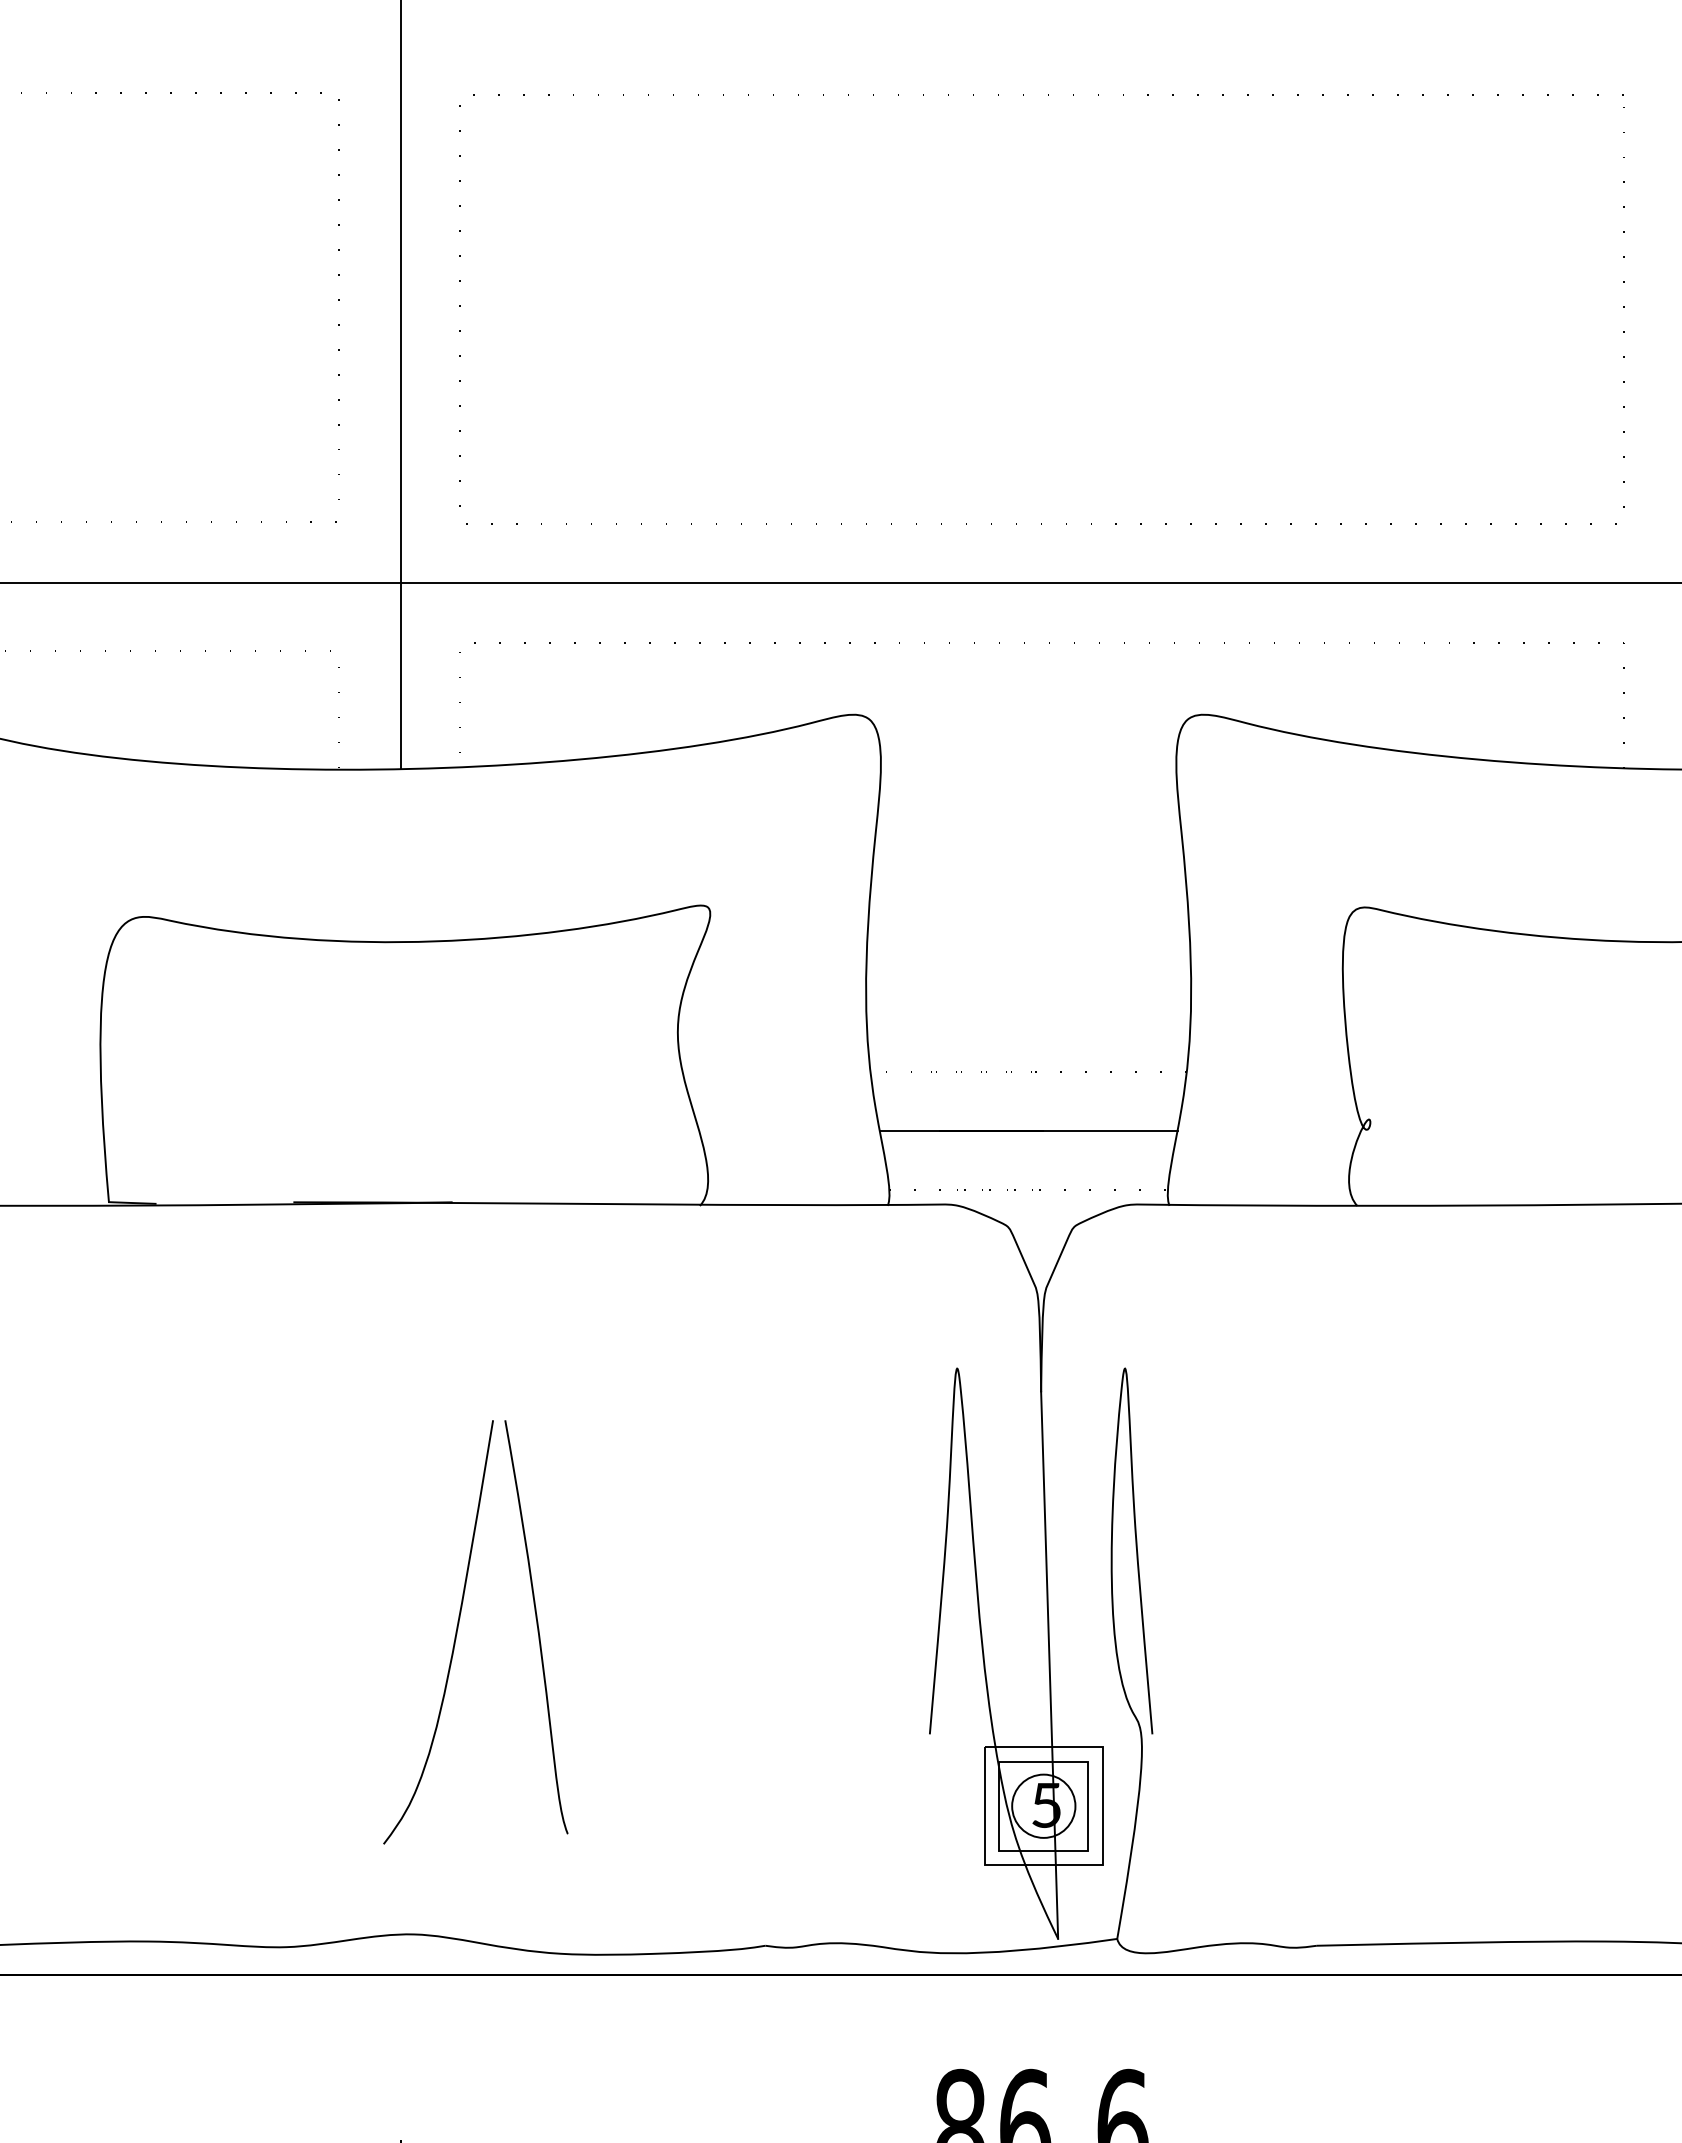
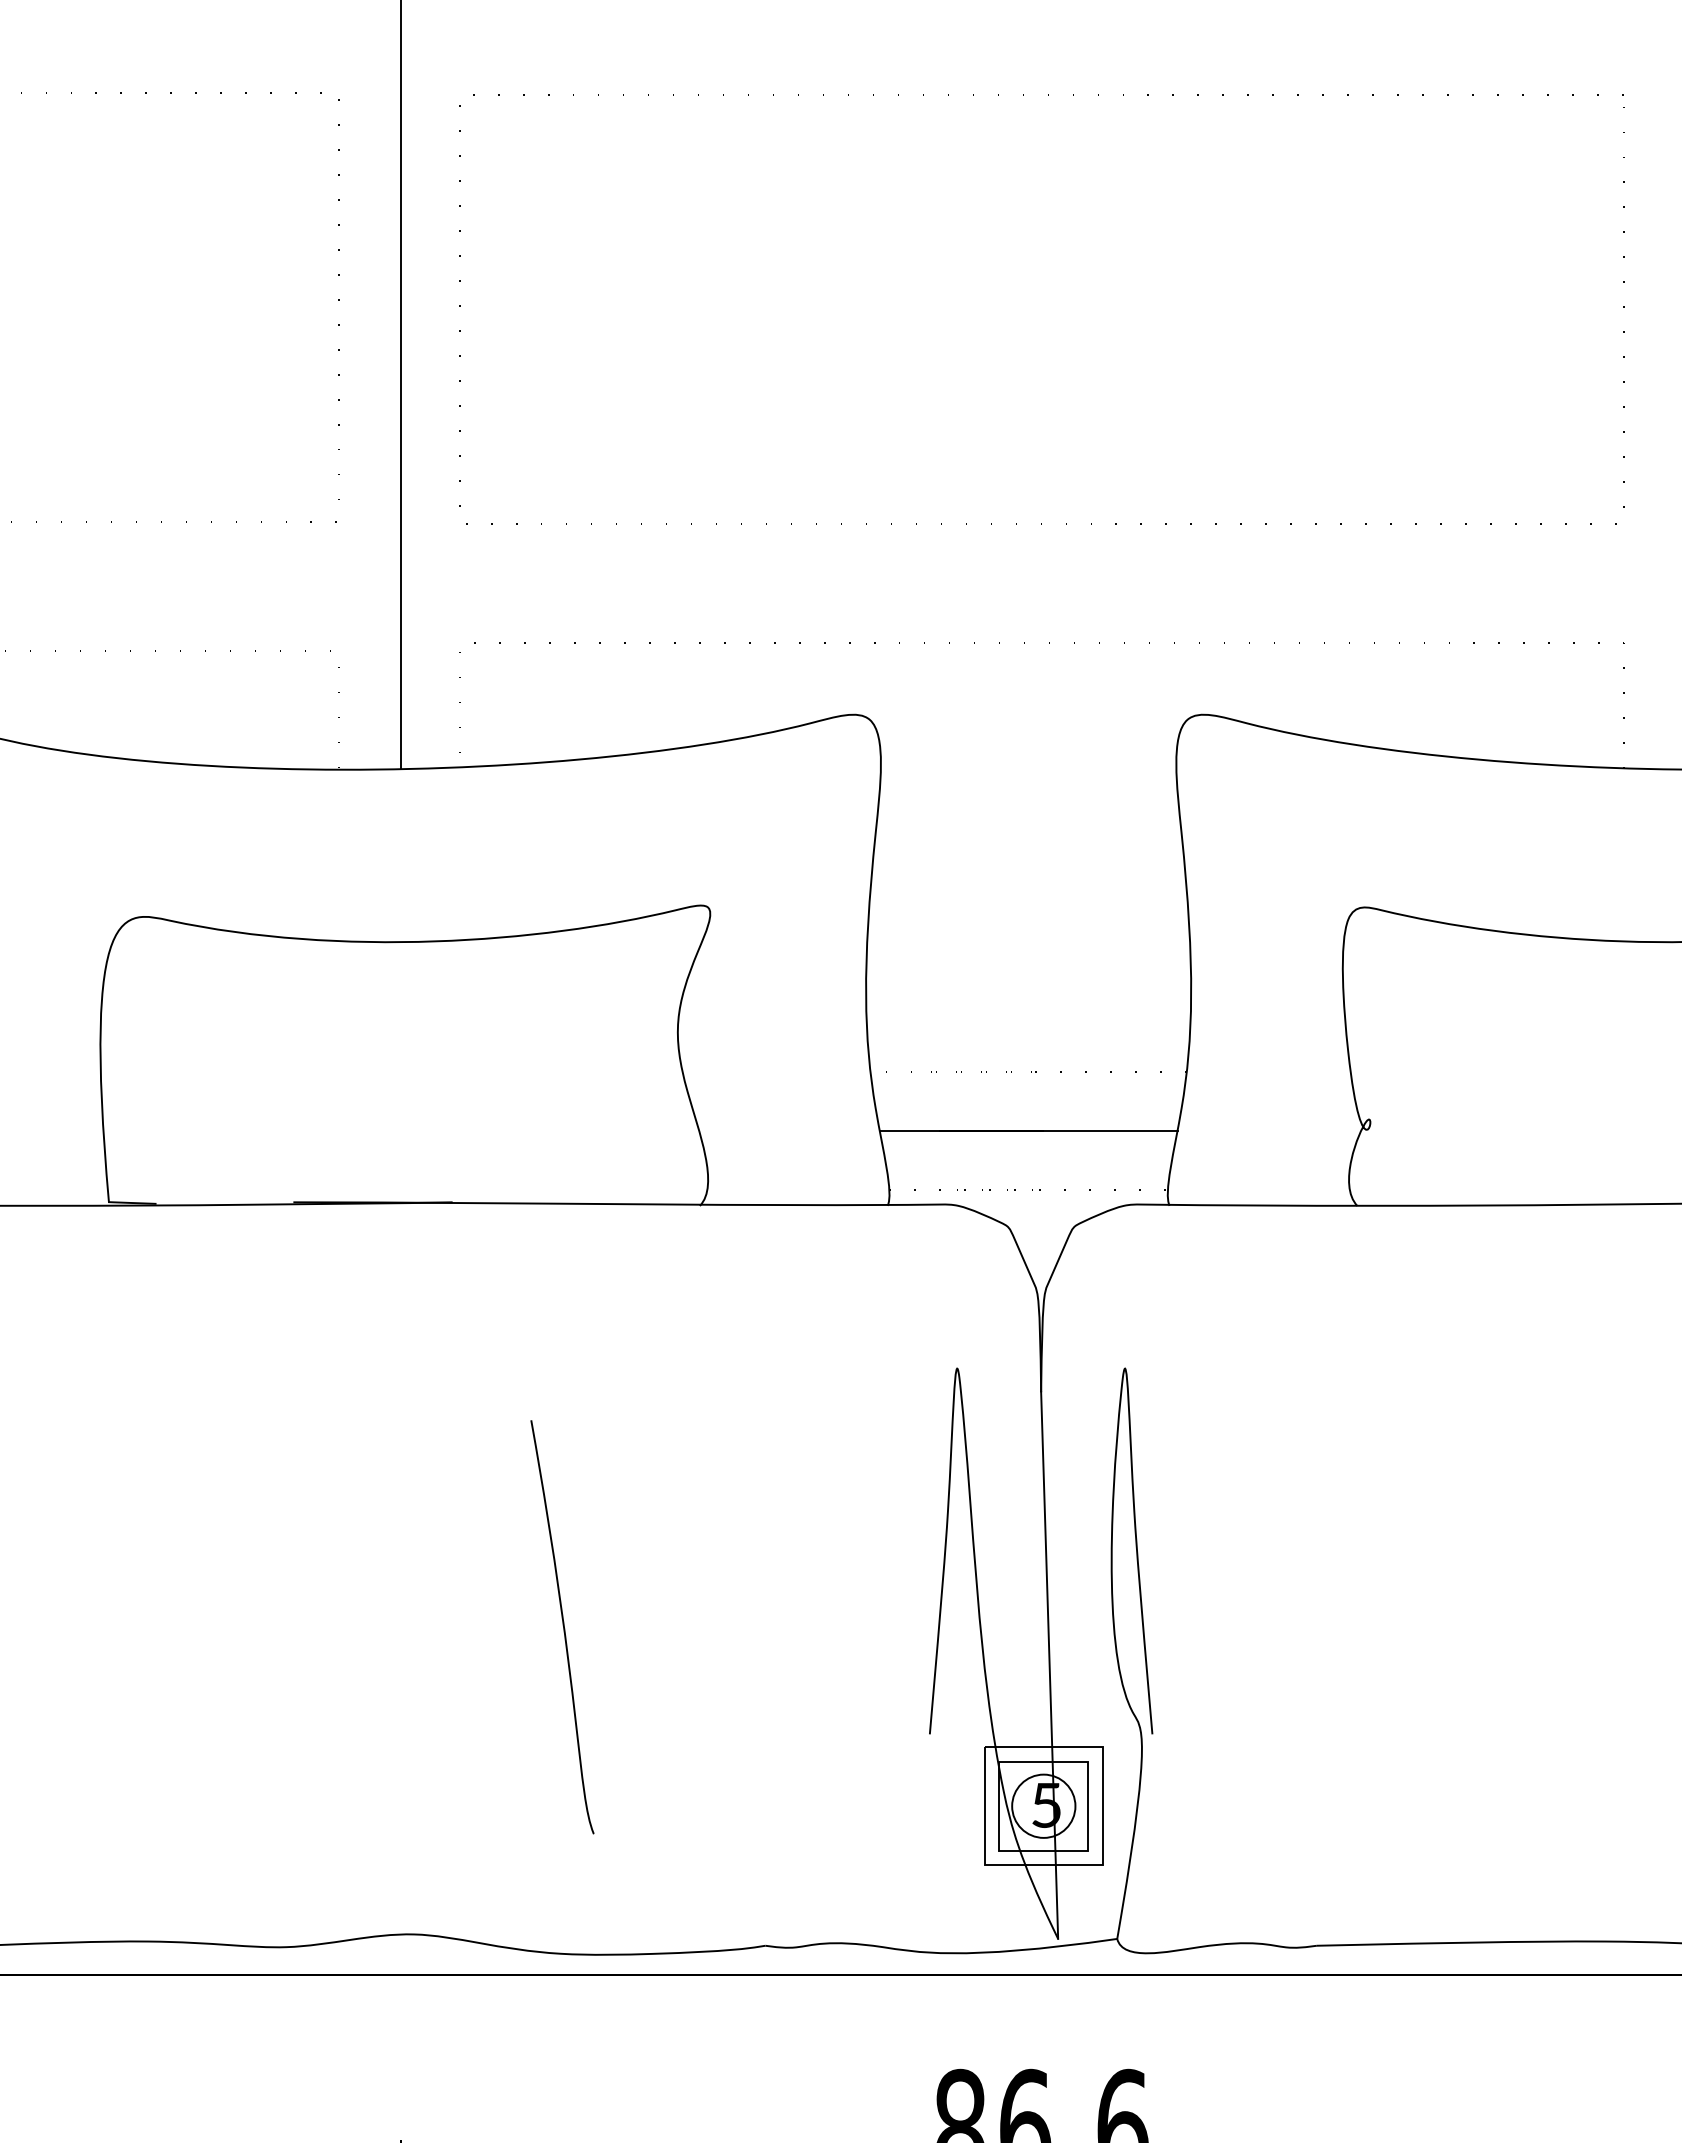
line: present -> none (840, 583)
curve position: (537, 1627) -> (563, 1627) (563, 1627)
curve: present -> none (454, 1636)
